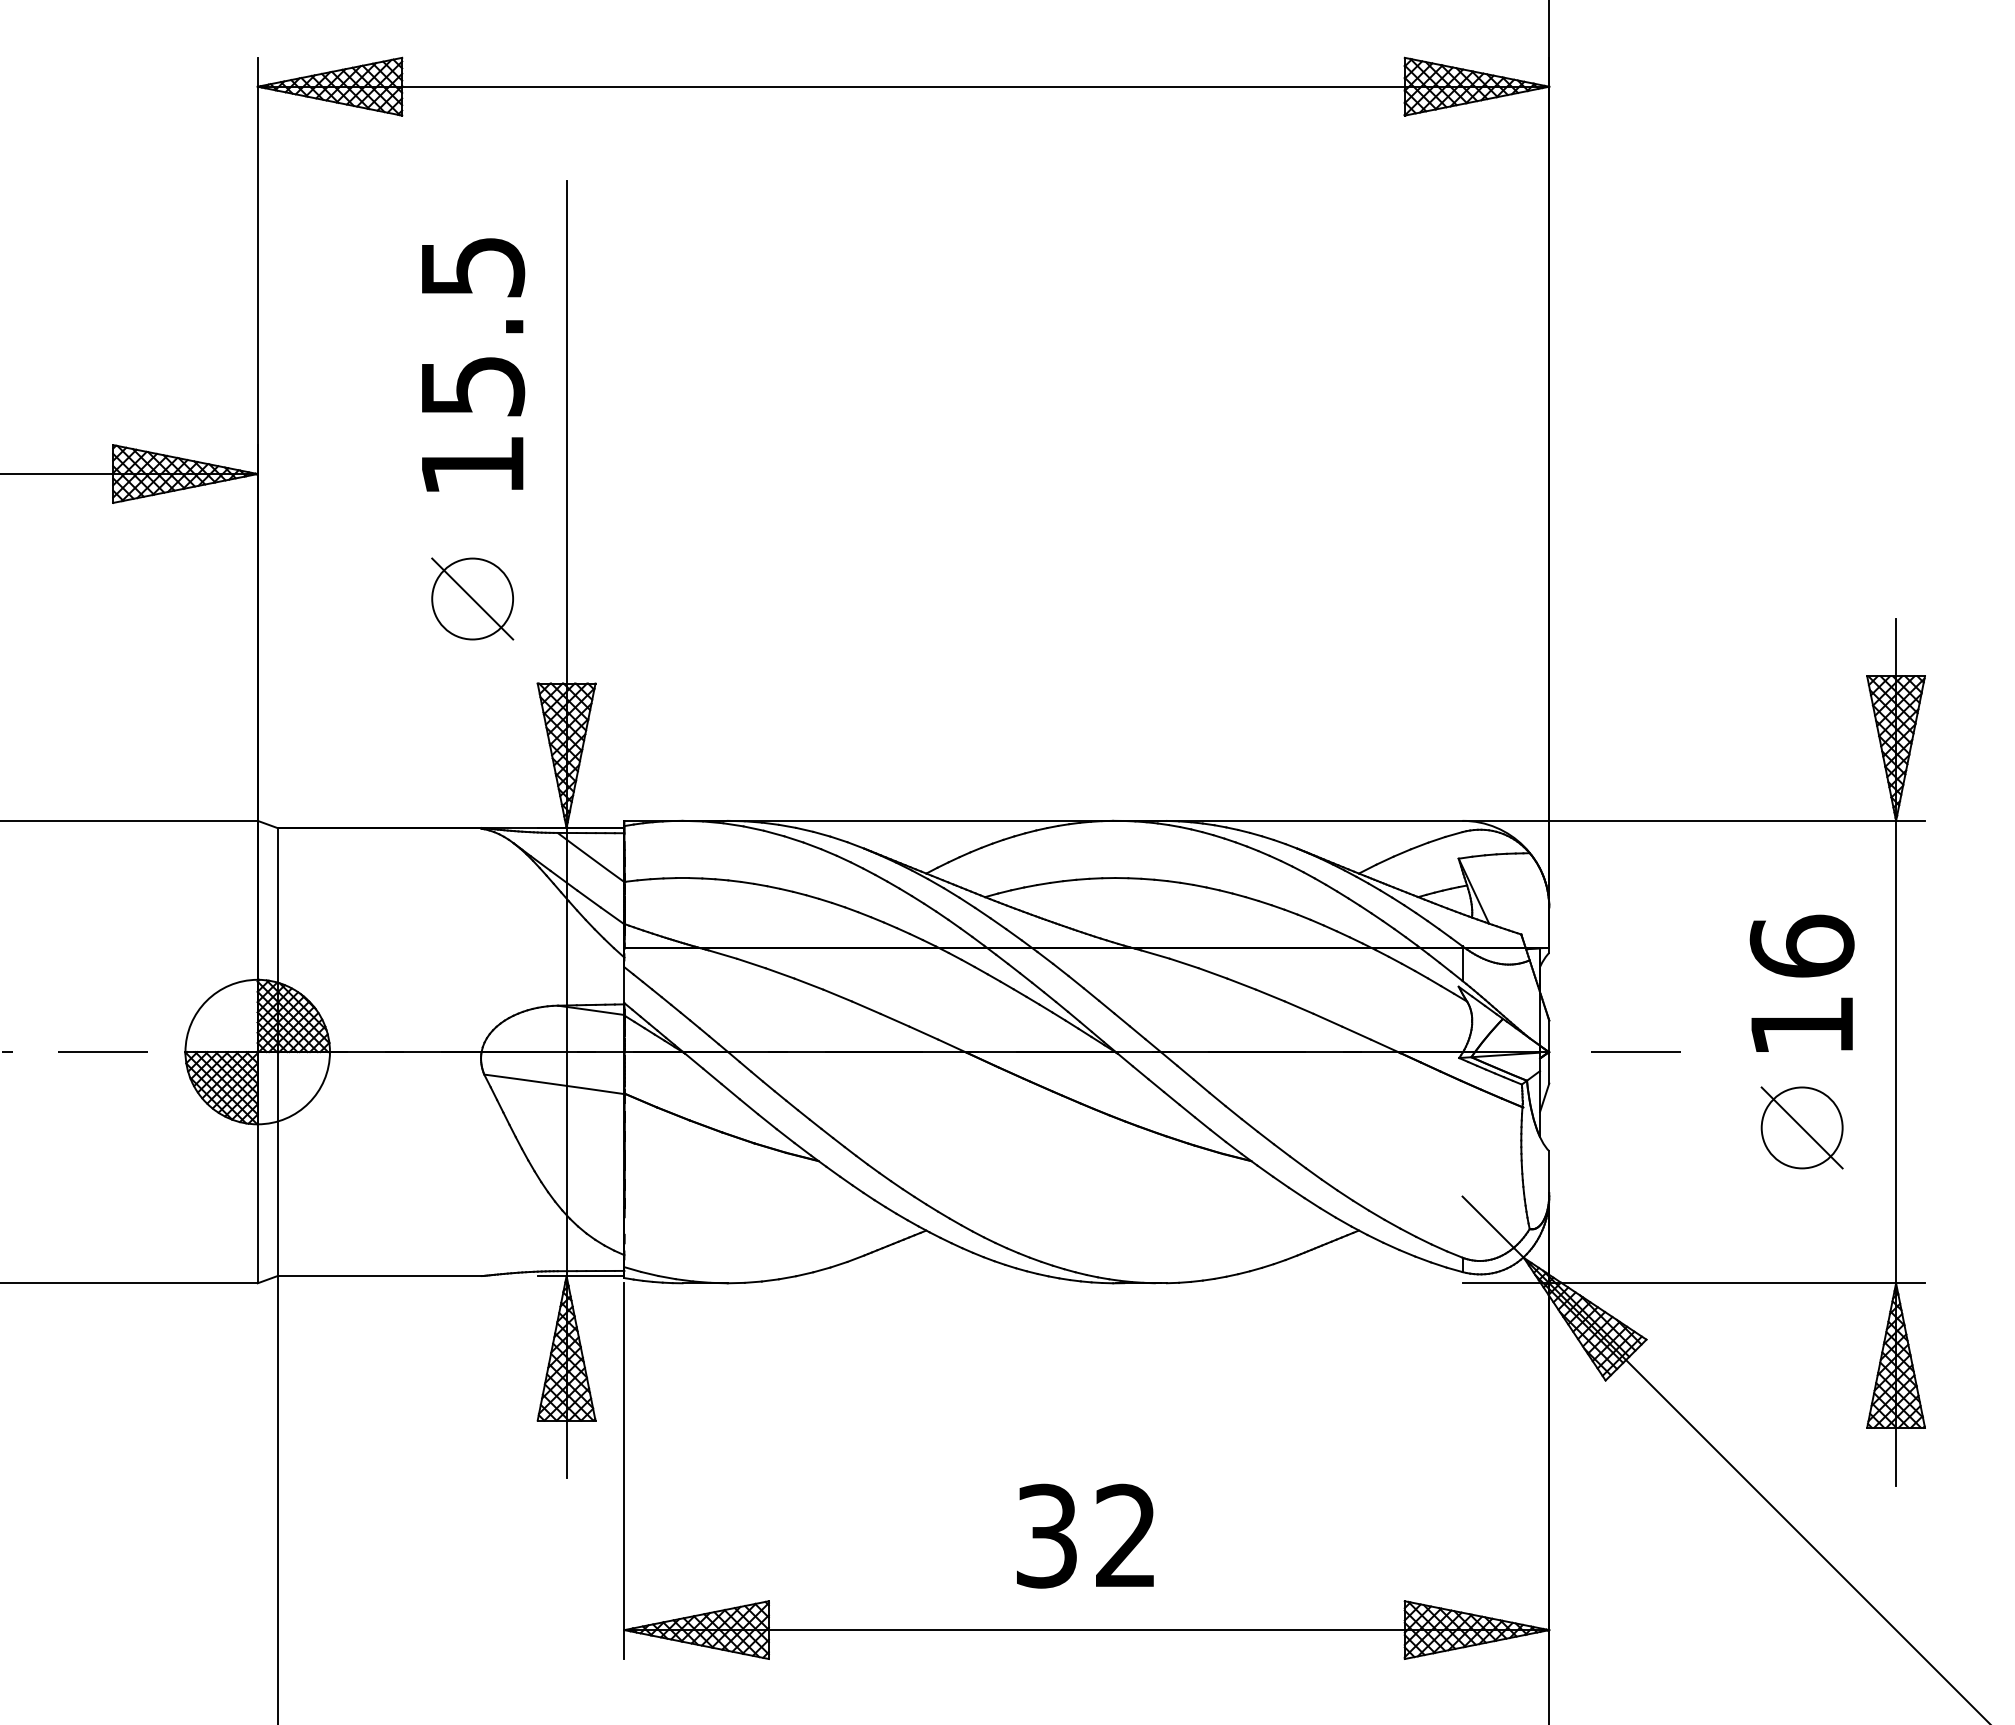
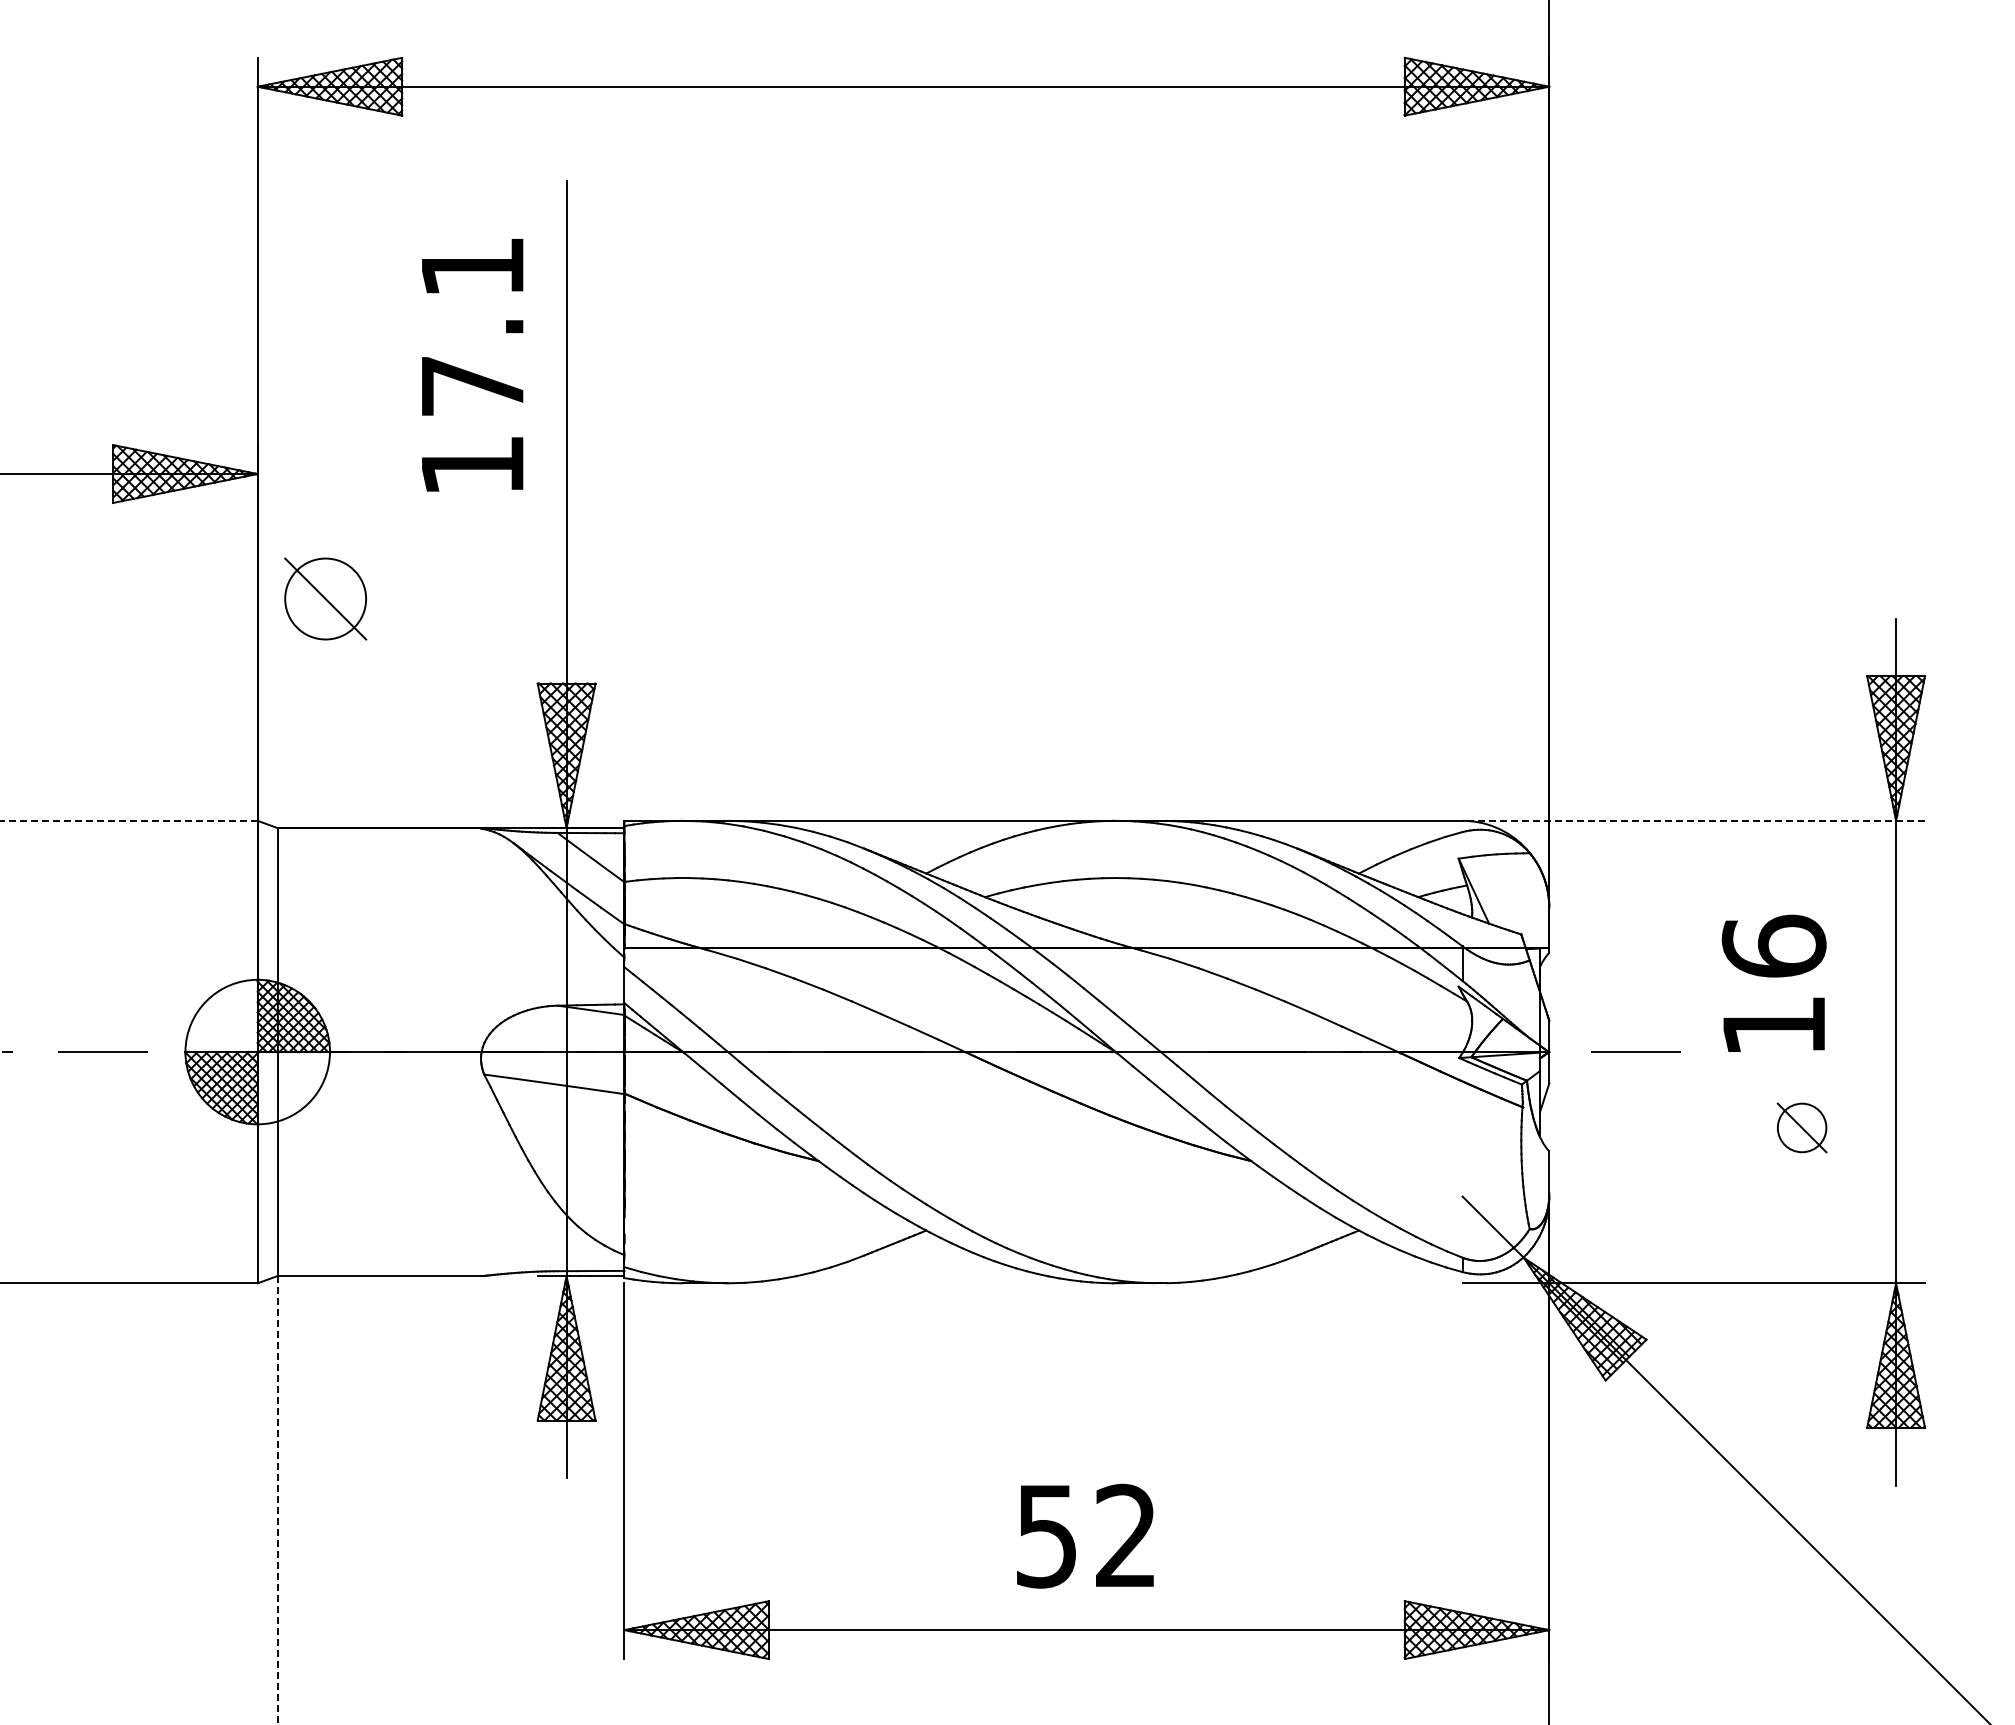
text: 15.5 -> 17.1 (473, 327)
part position: (472, 598) -> (325, 598) (325, 598)
line: solid -> dashed (128, 820)
line: solid -> dashed (1693, 820)
text position: (1801, 982) -> (1773, 982) (1773, 982)
part size: 84x84 px -> 52x52 px (1801, 1127)
line: solid -> dashed (277, 1500)
text: 32 -> 52 (1046, 1535)
